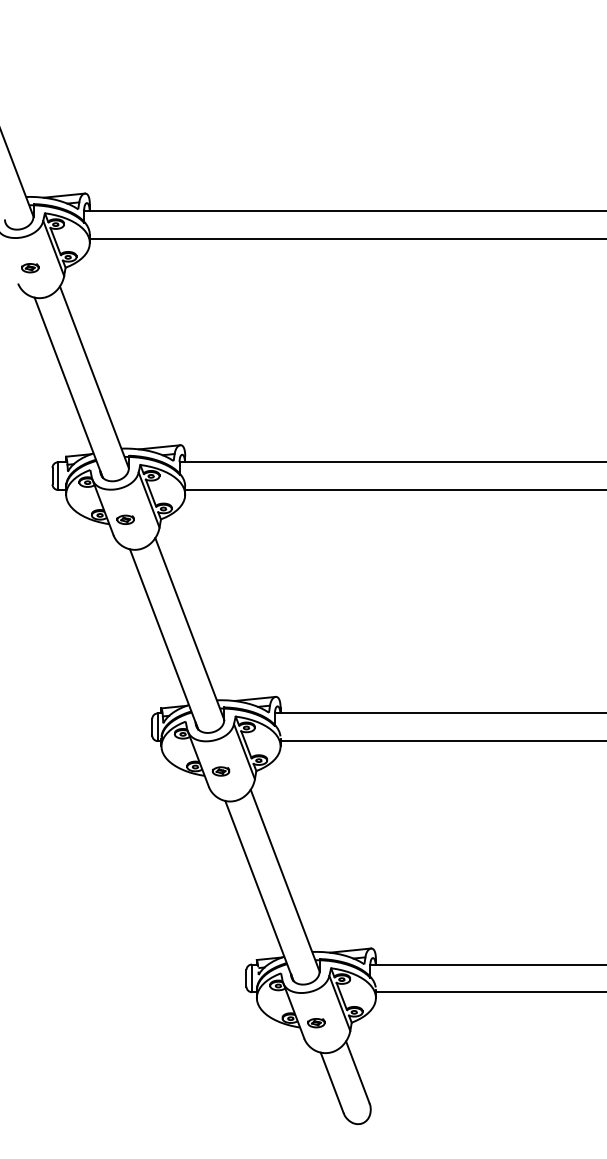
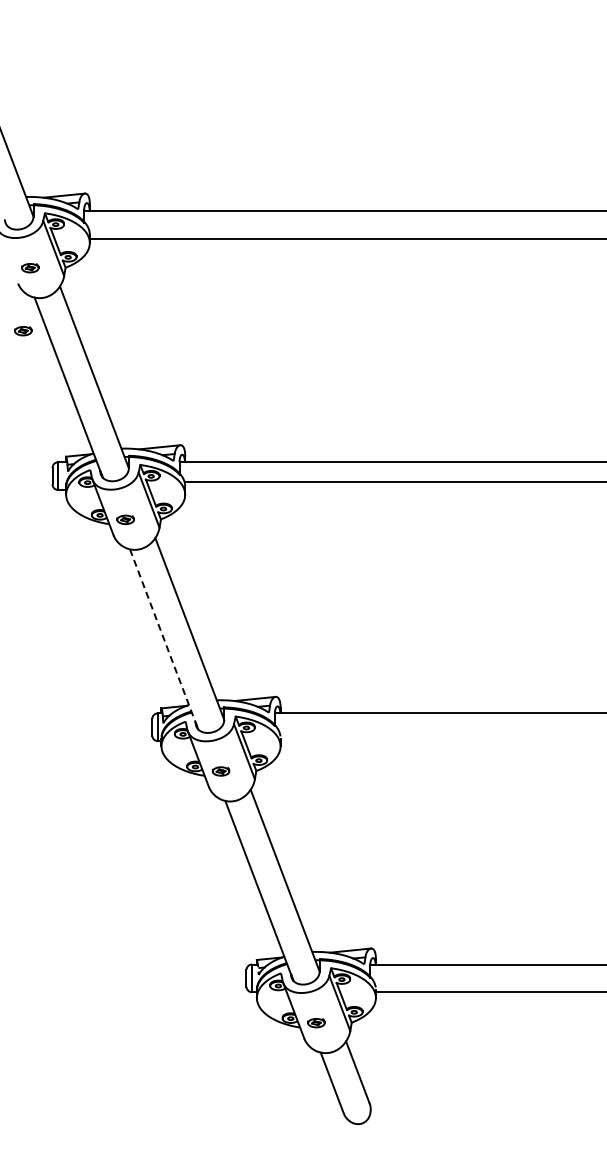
part: none -> present (23, 331)
line position: (394, 489) -> (394, 481) (394, 481)
line: solid -> dashed (164, 639)
line: present -> none (441, 741)
